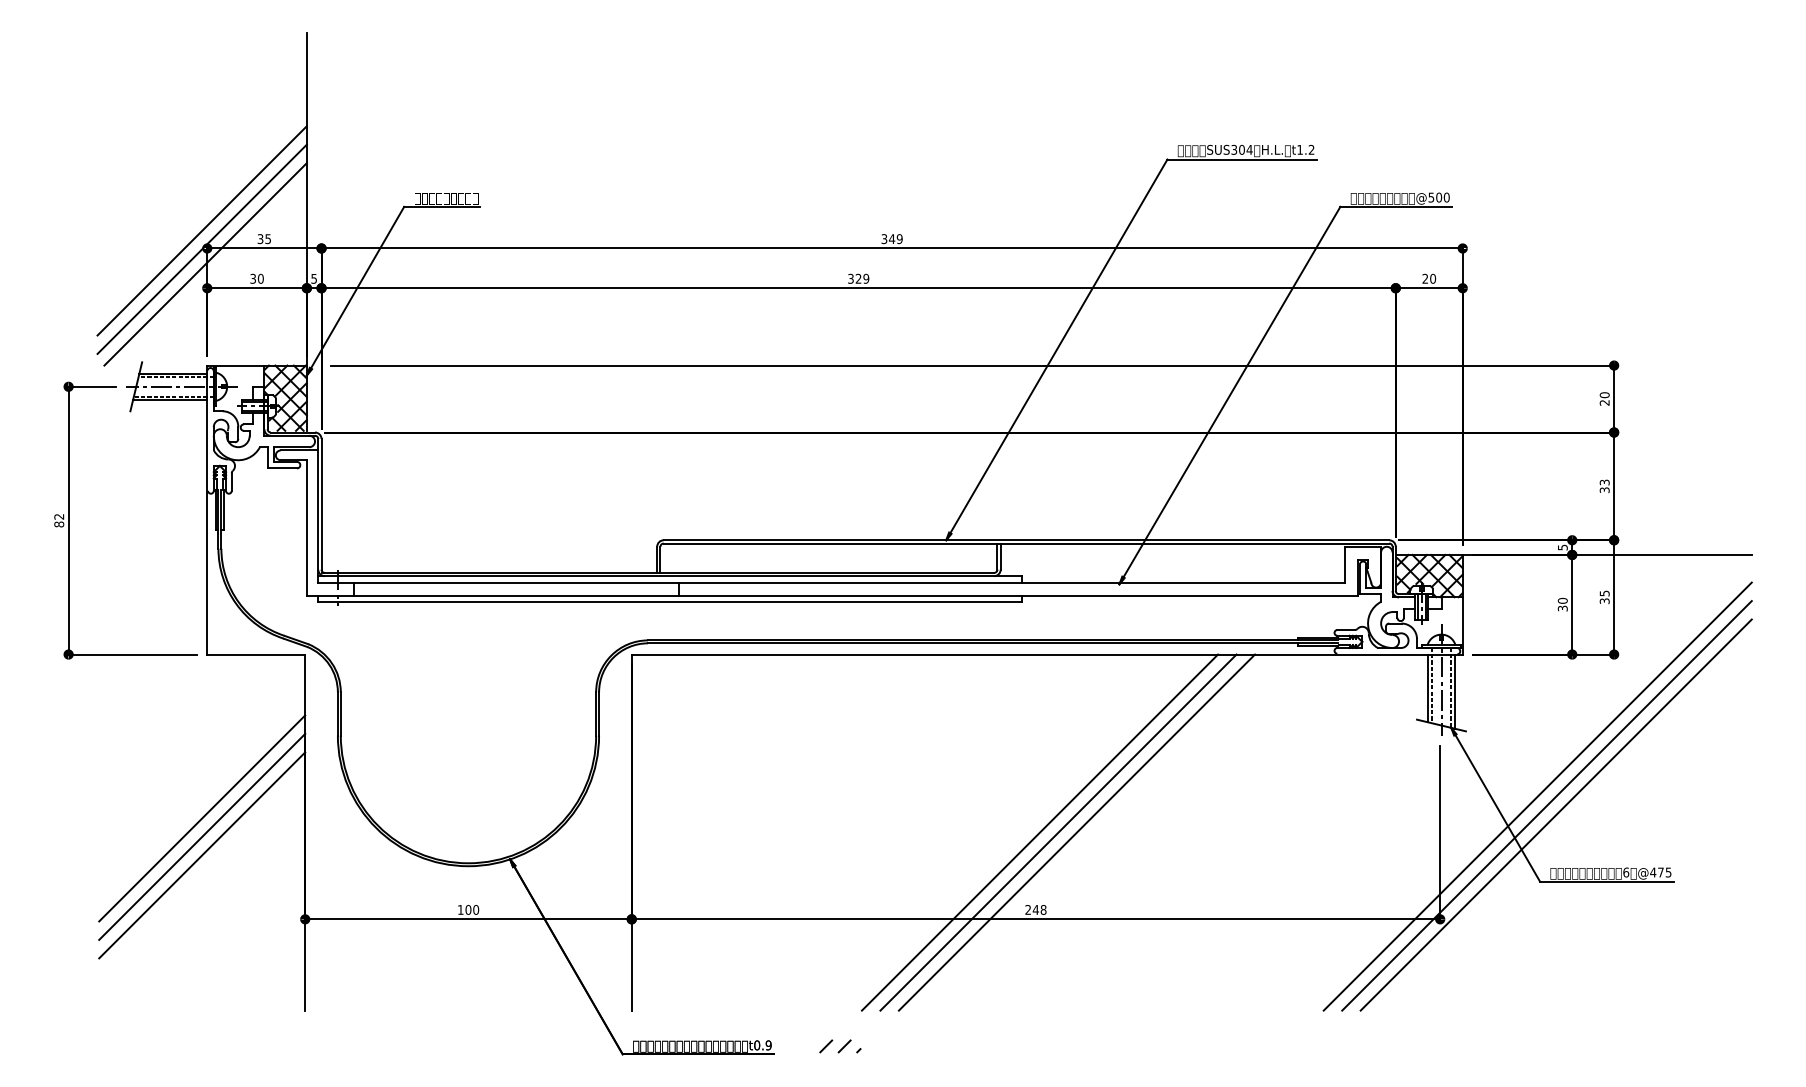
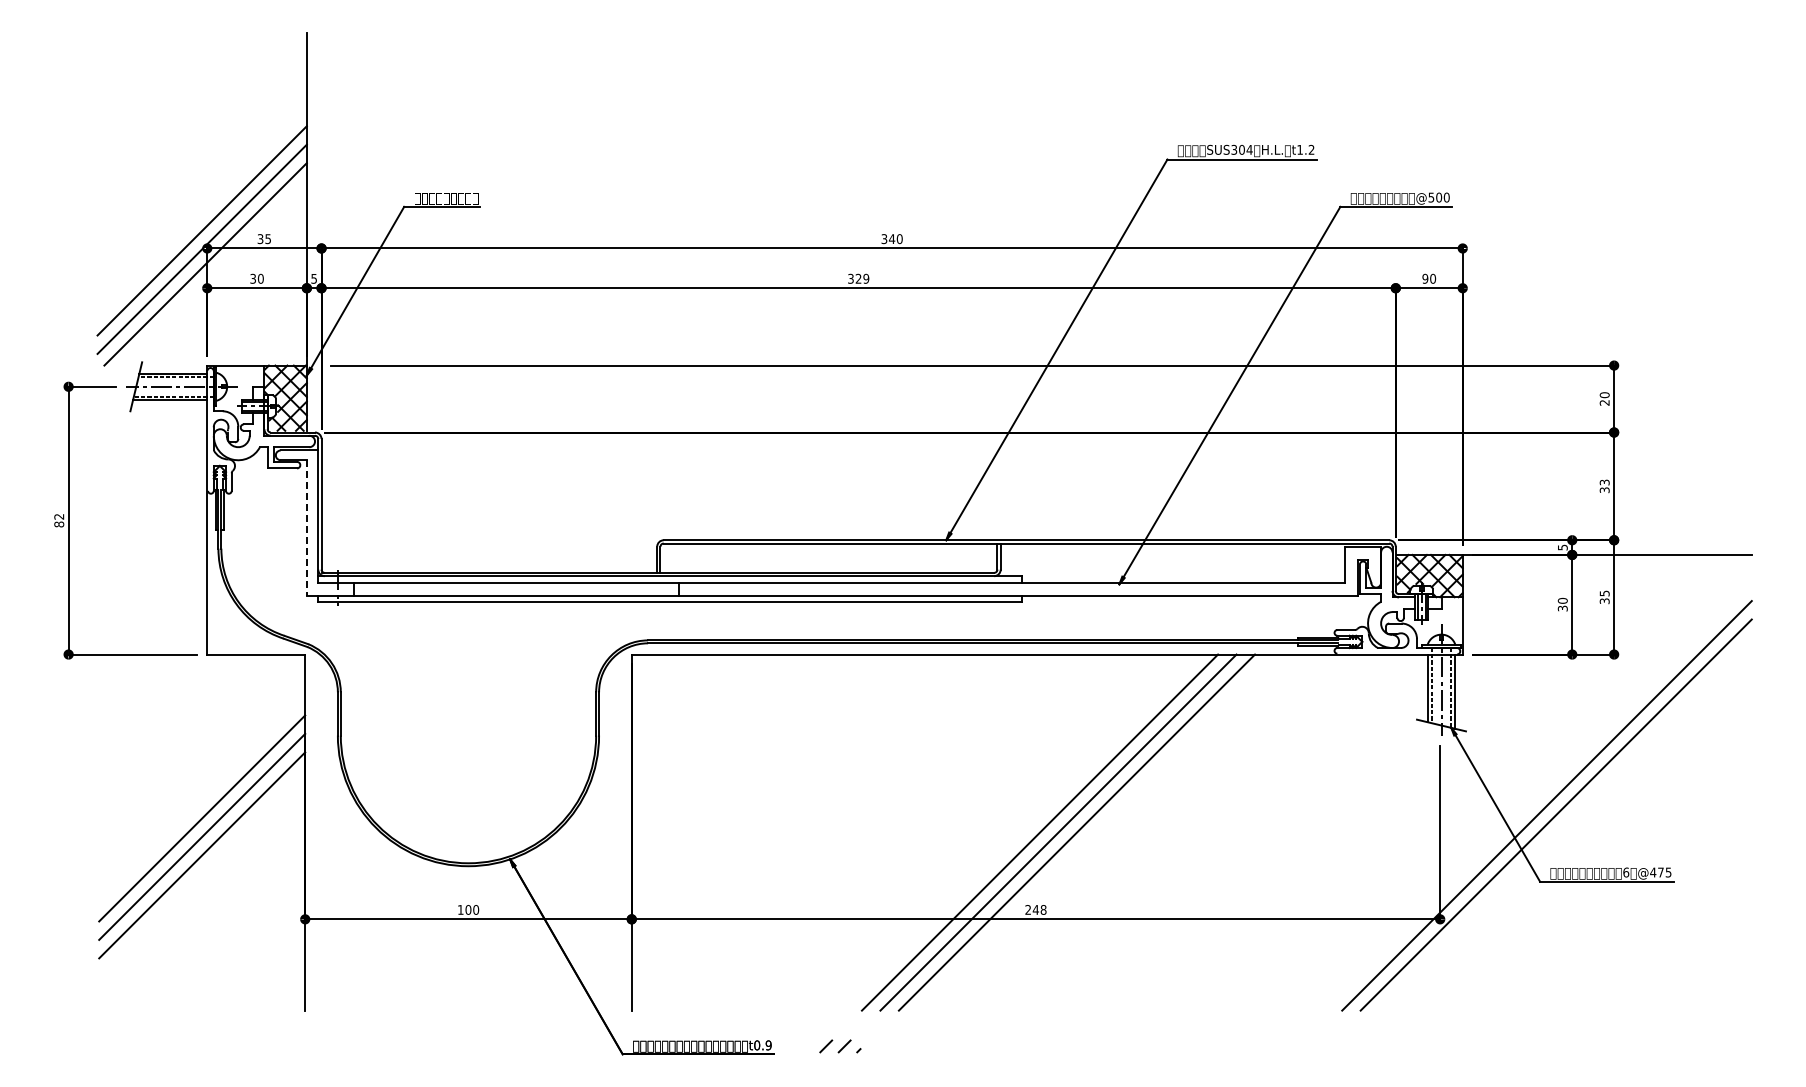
text: 349 -> 340 (899, 239)
text: 20 -> 90 (1425, 278)
line: solid -> dashed (306, 528)
line: present -> none (1537, 796)
